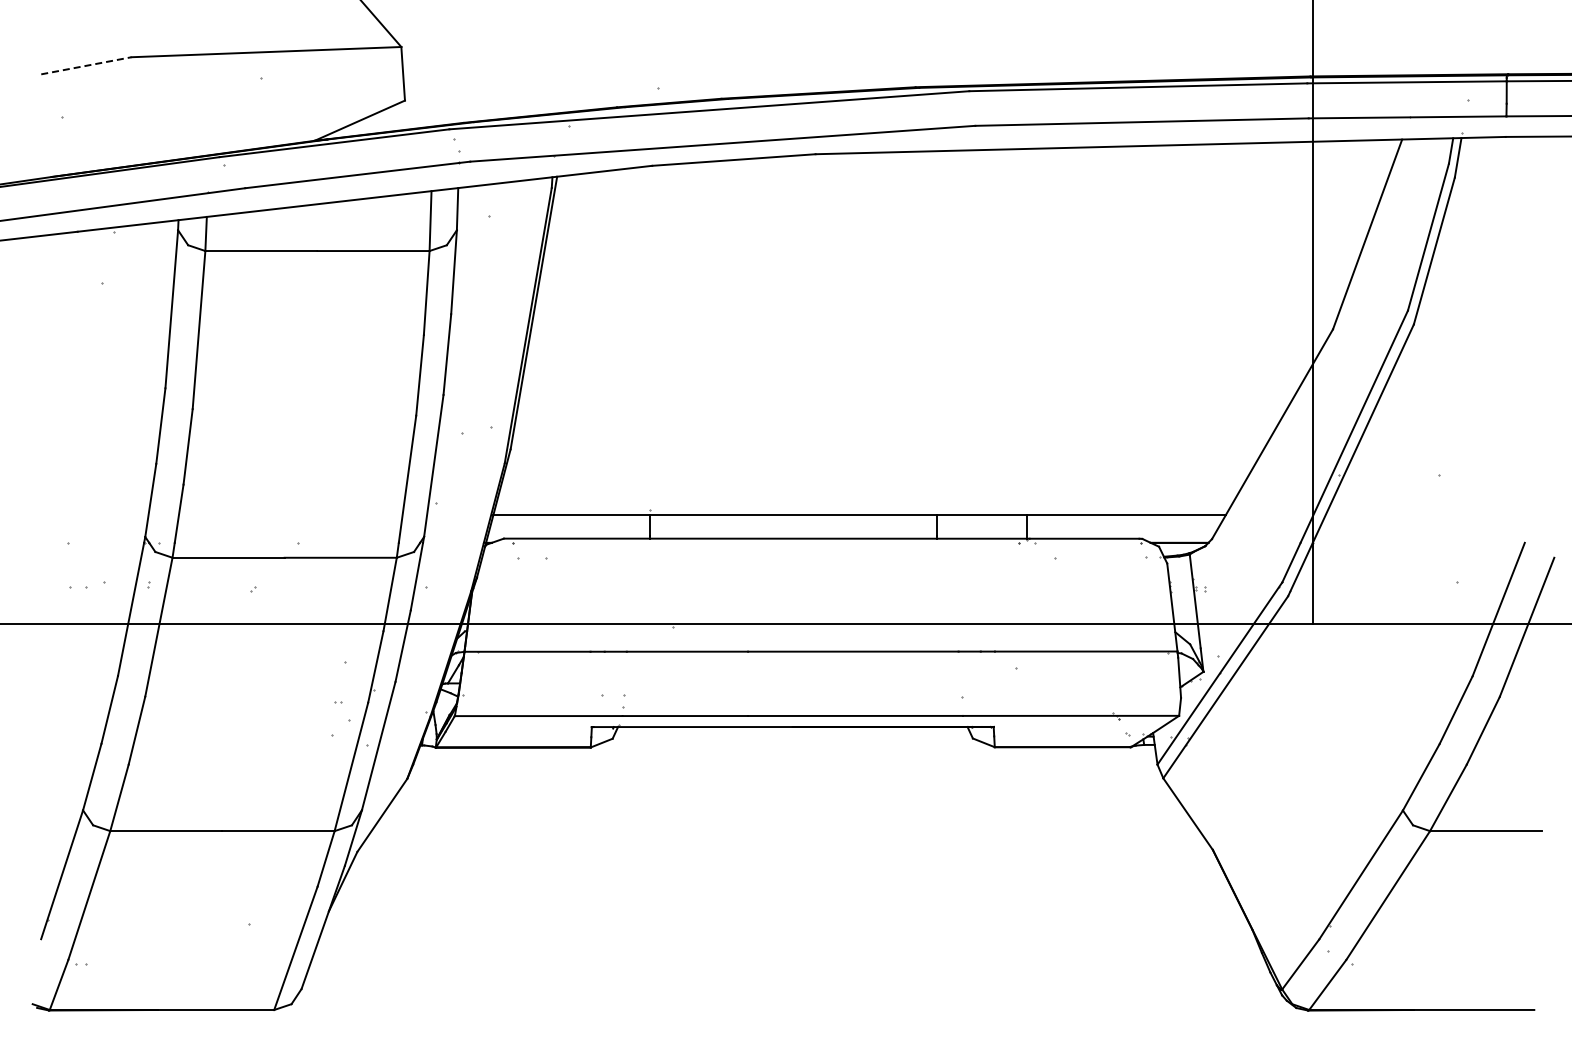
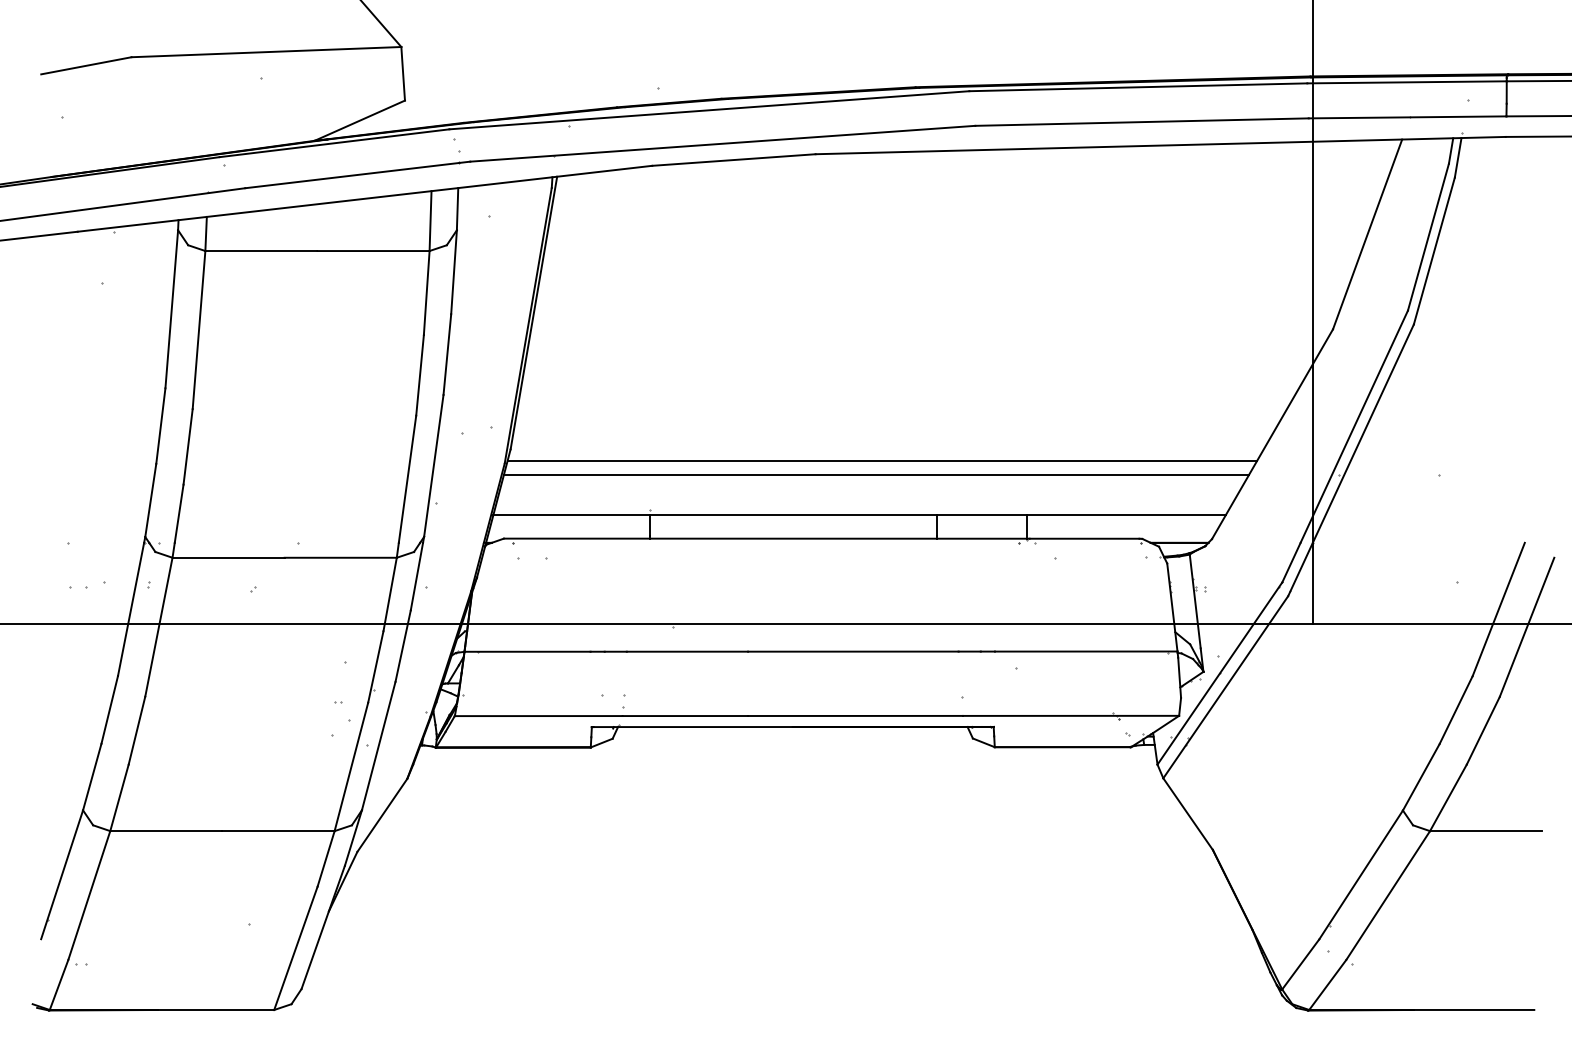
line: dashed -> solid (86, 65)
line: none -> present (882, 460)
line: none -> present (876, 474)
